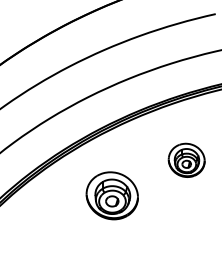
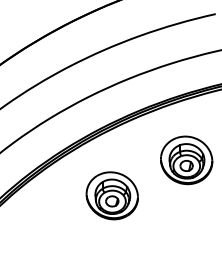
part size: 39x36 px -> 54x51 px (186, 160)
